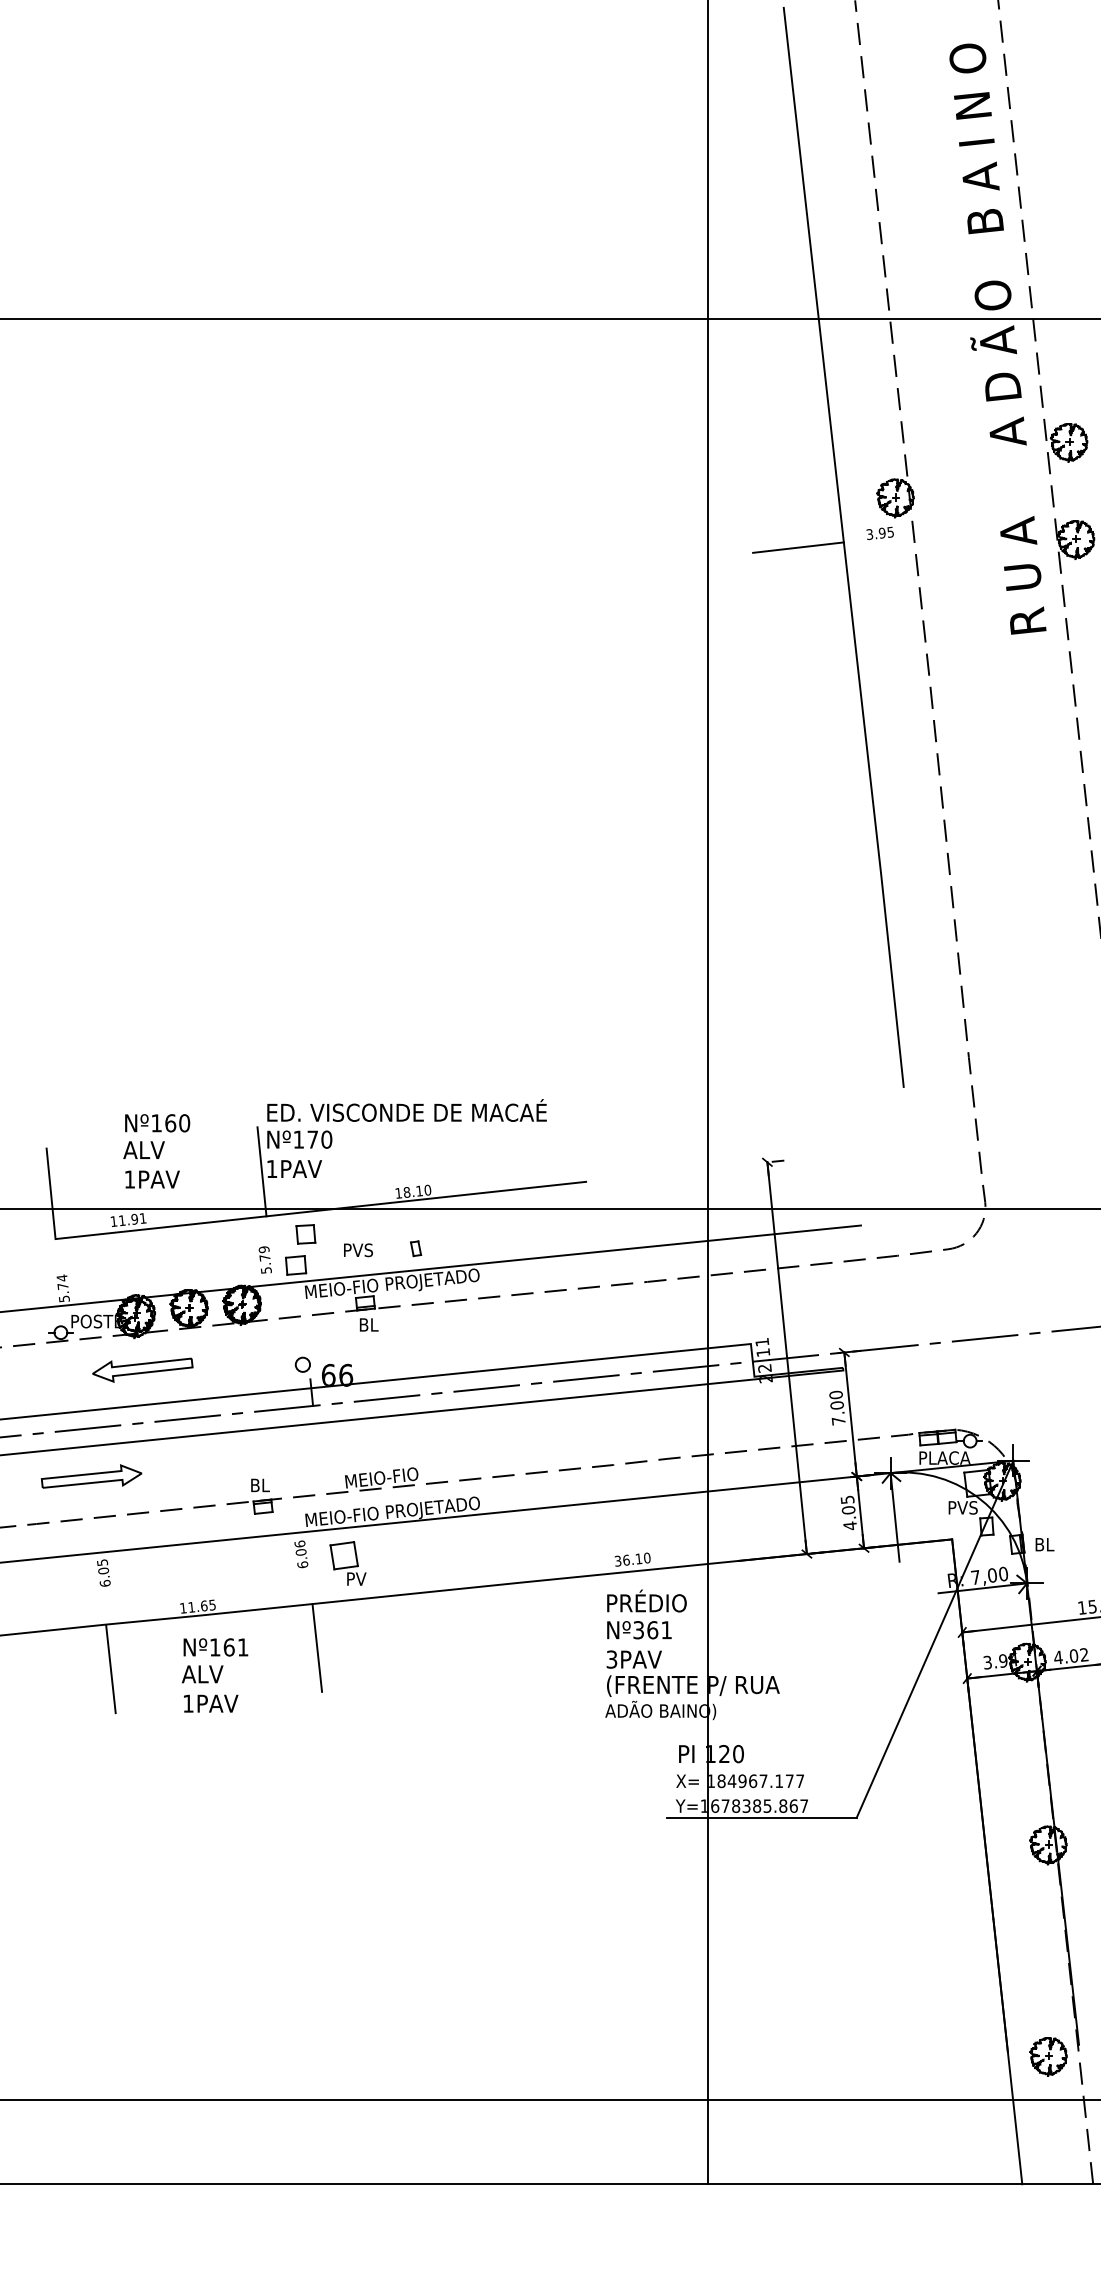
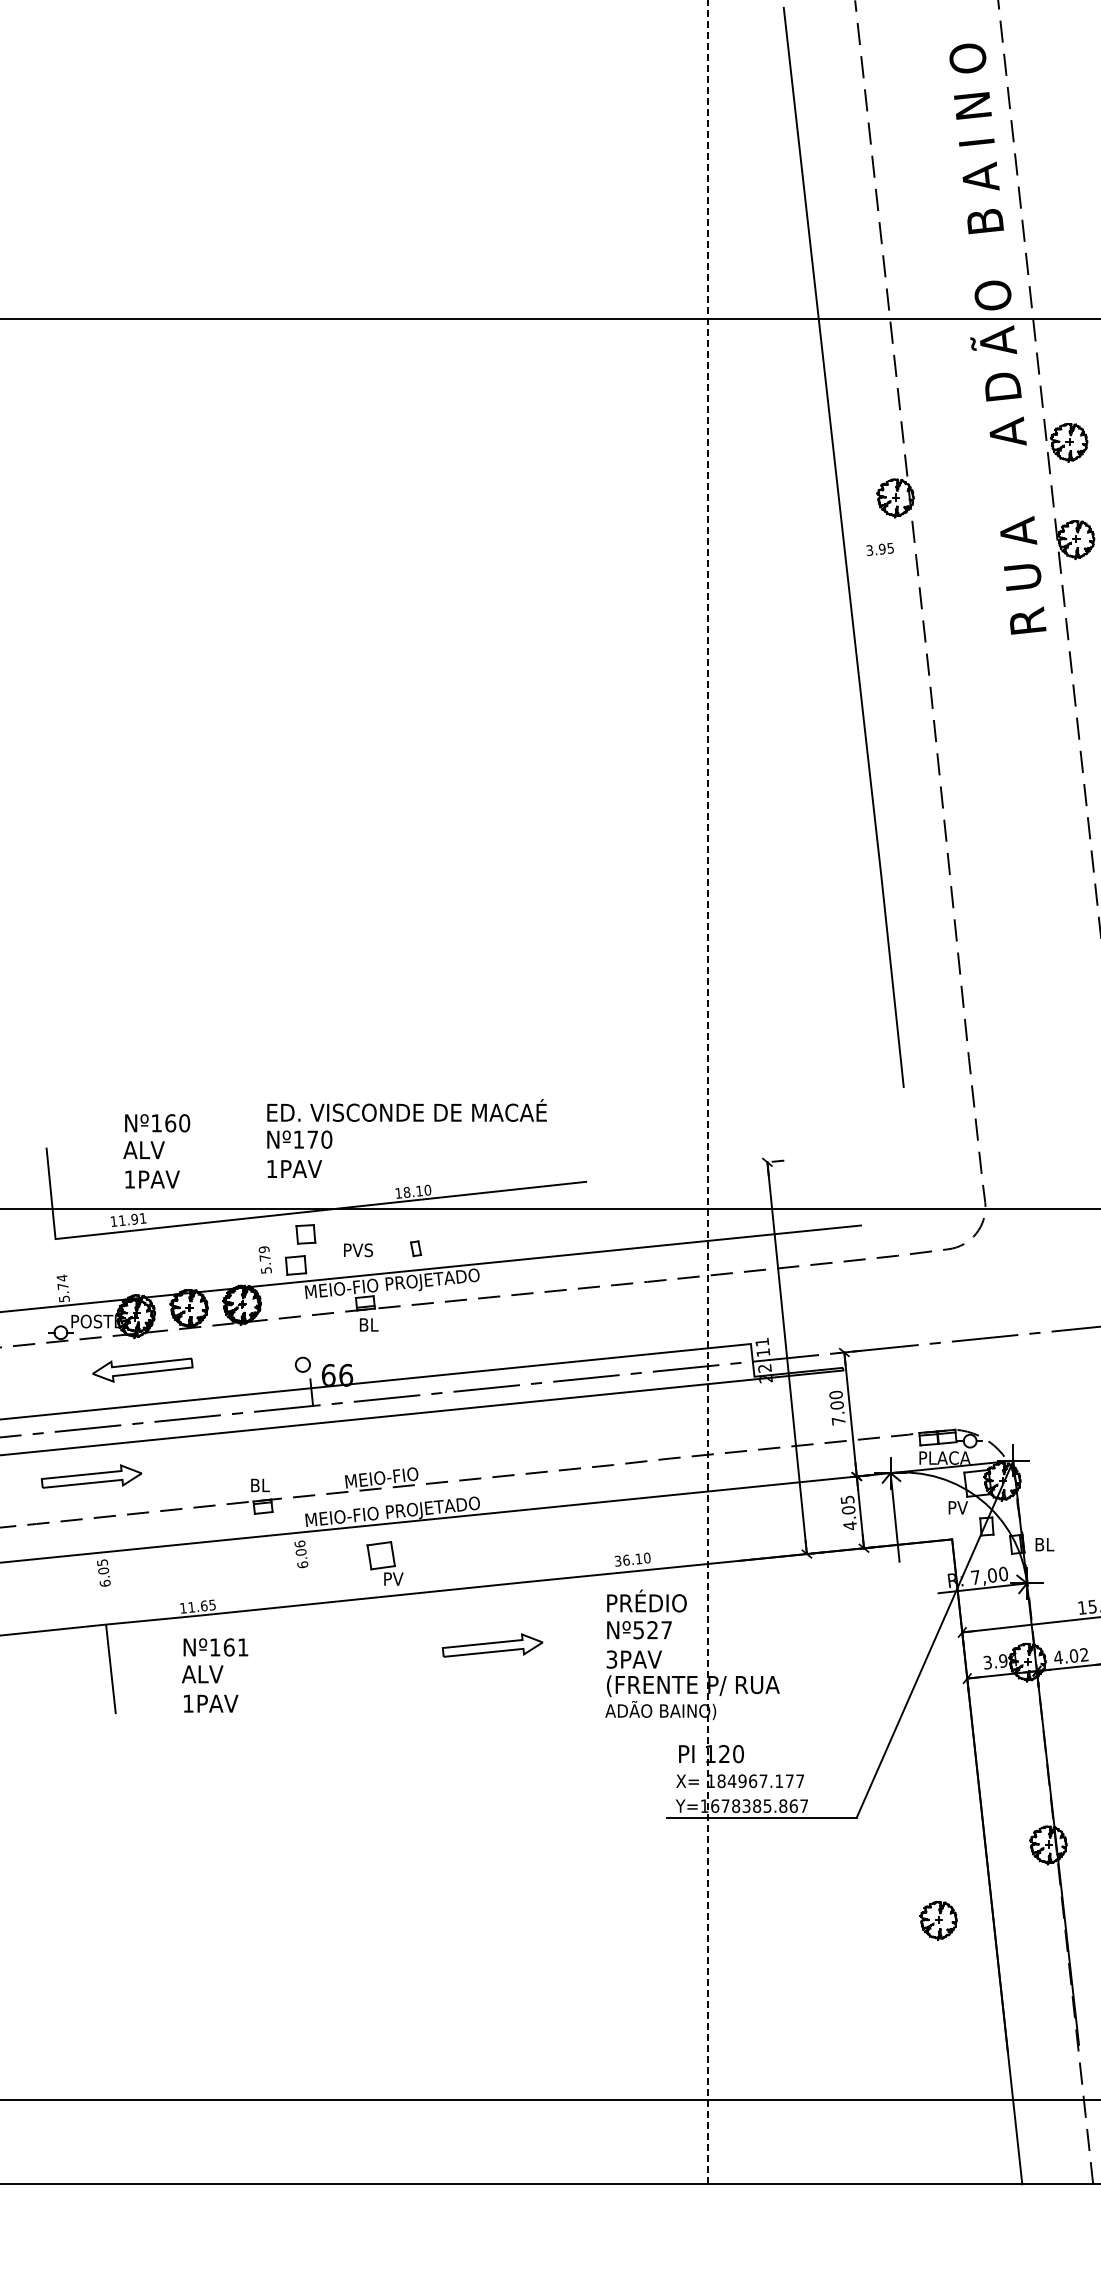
text position: (879, 532) -> (879, 548) (879, 548)
line: present -> none (798, 547)
line: solid -> dashed (707, 1092)
line: present -> none (261, 1171)
text: PVS -> PV (973, 1507)
part position: (347, 1563) -> (384, 1563) (384, 1563)
text: Nº361 -> Nº527 (652, 1630)
part: none -> present (492, 1645)
line: present -> none (317, 1647)
part position: (1048, 2056) -> (938, 1920) (938, 1920)
